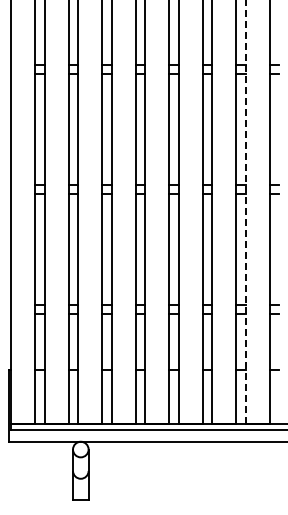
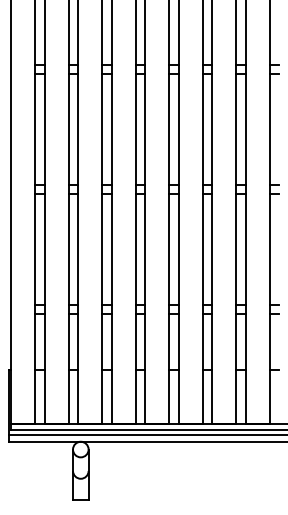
line: dashed -> solid (245, 212)
line: none -> present (146, 434)
